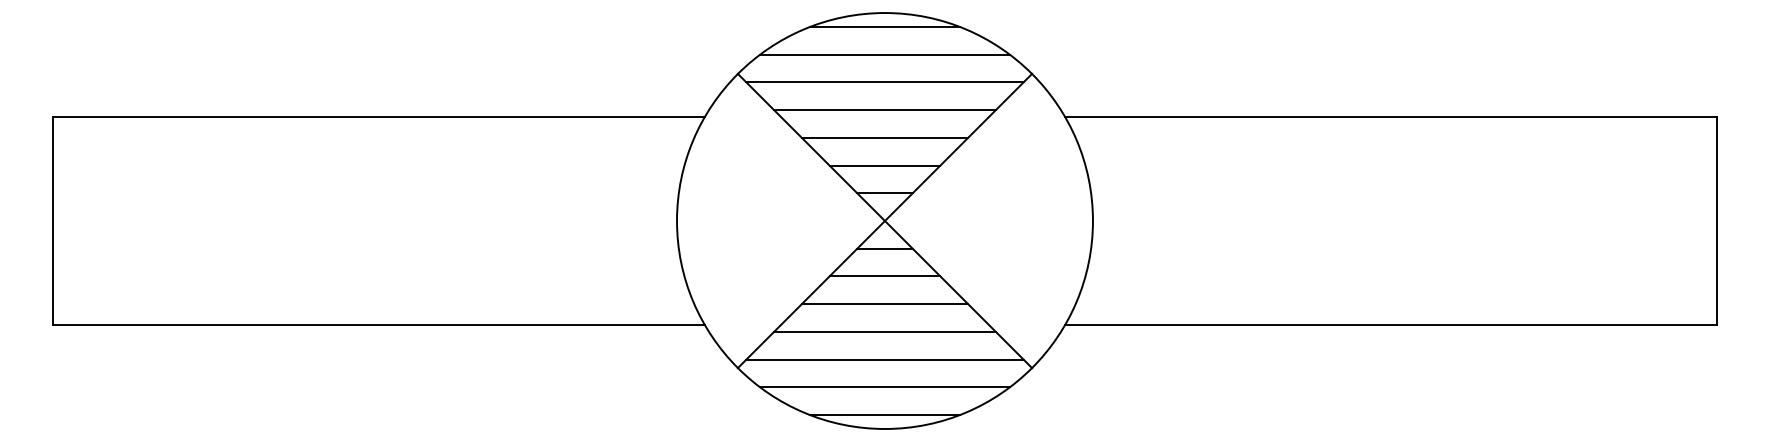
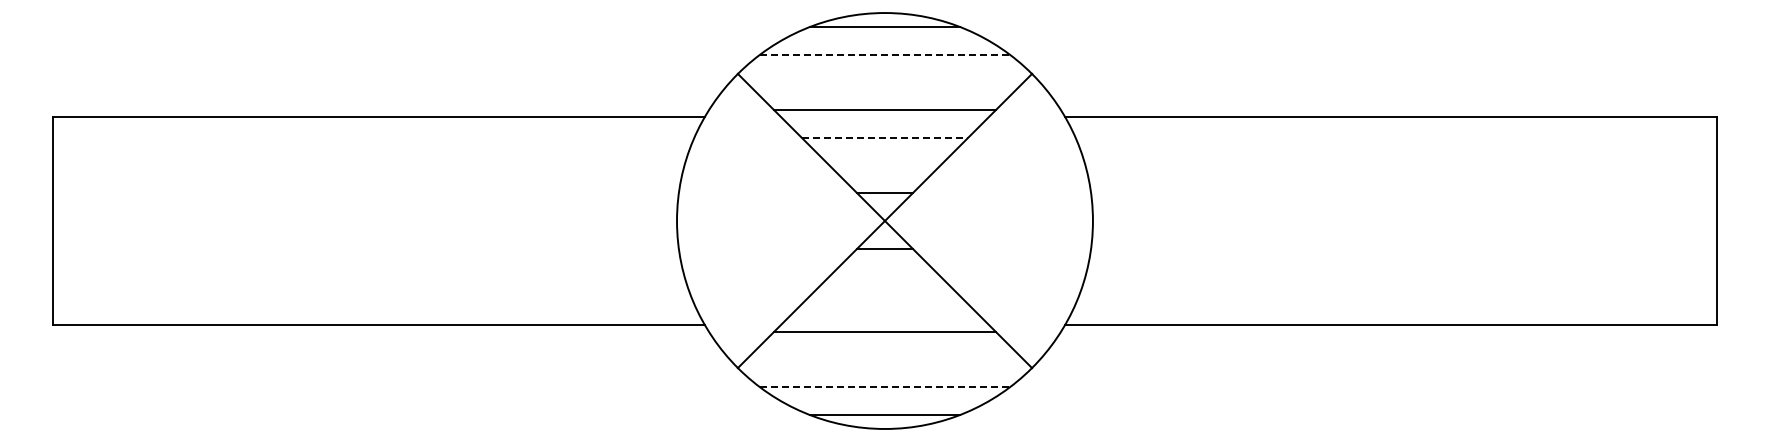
line: solid -> dashed (884, 54)
line: present -> none (884, 82)
line: solid -> dashed (885, 137)
line: present -> none (884, 165)
line: present -> none (884, 276)
line: present -> none (884, 304)
line: present -> none (884, 359)
line: solid -> dashed (884, 387)
